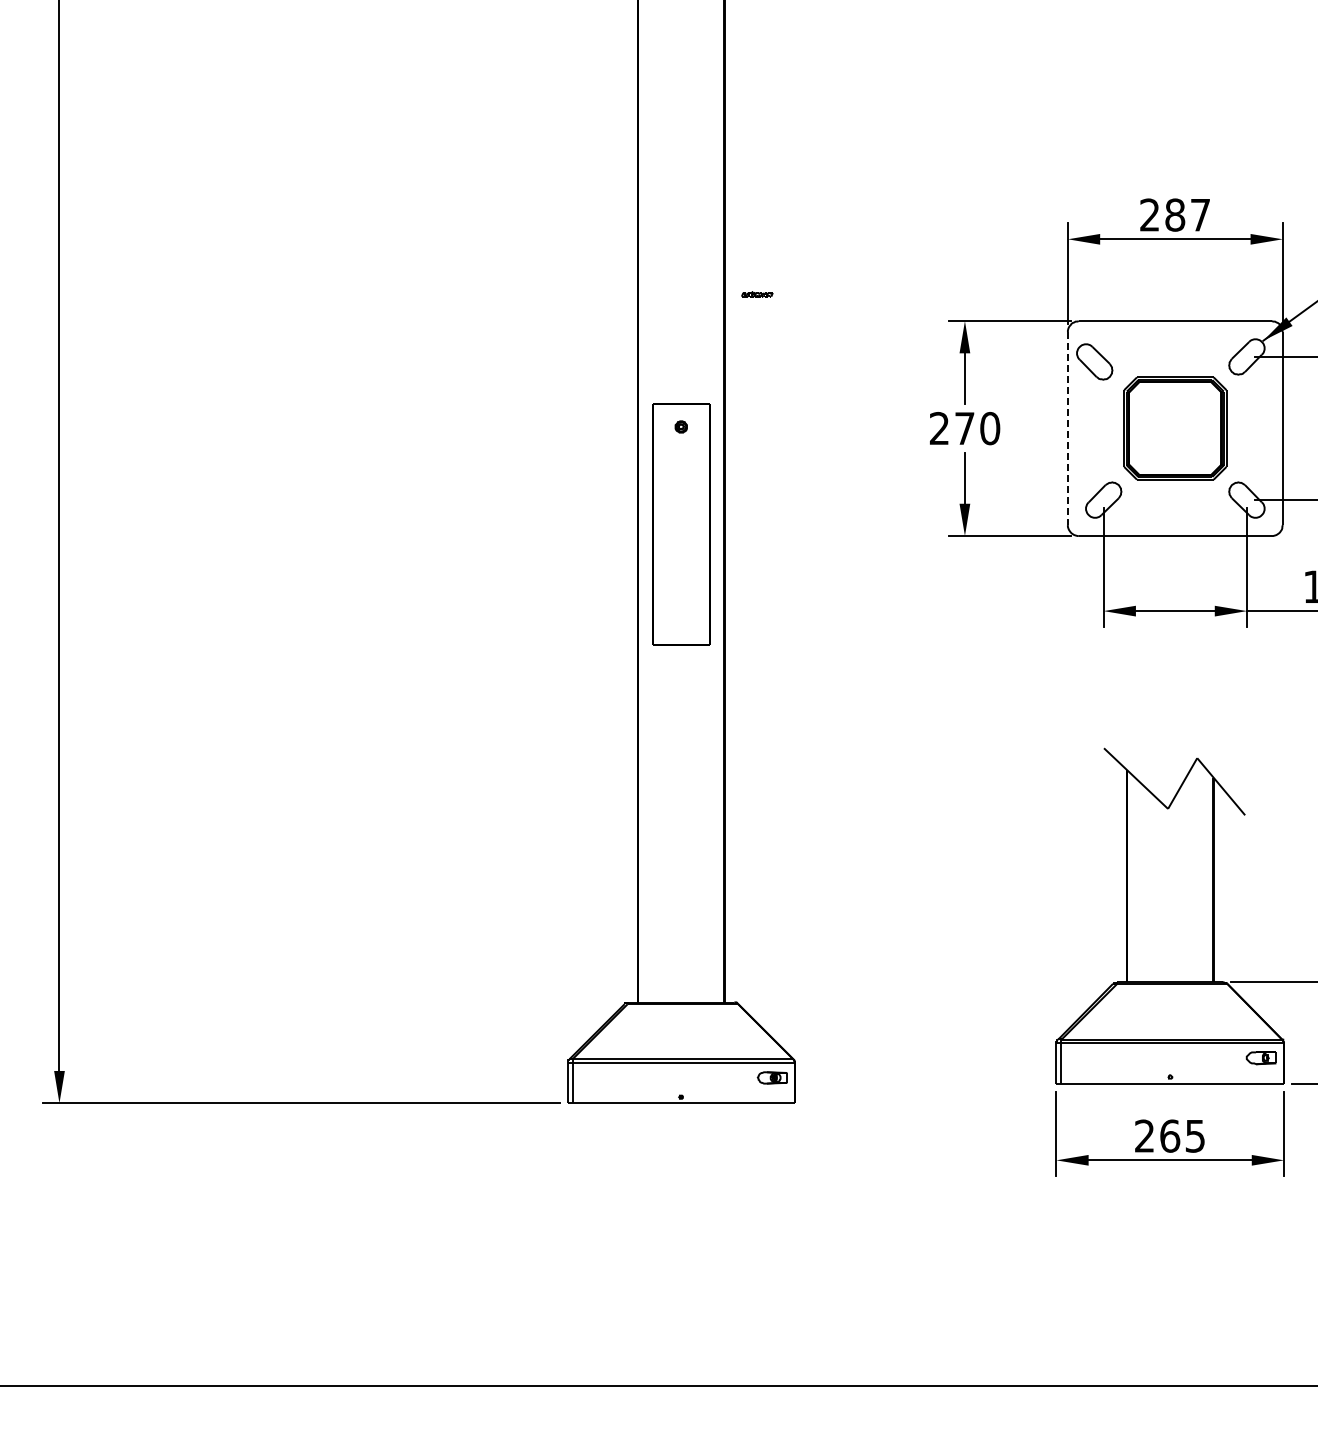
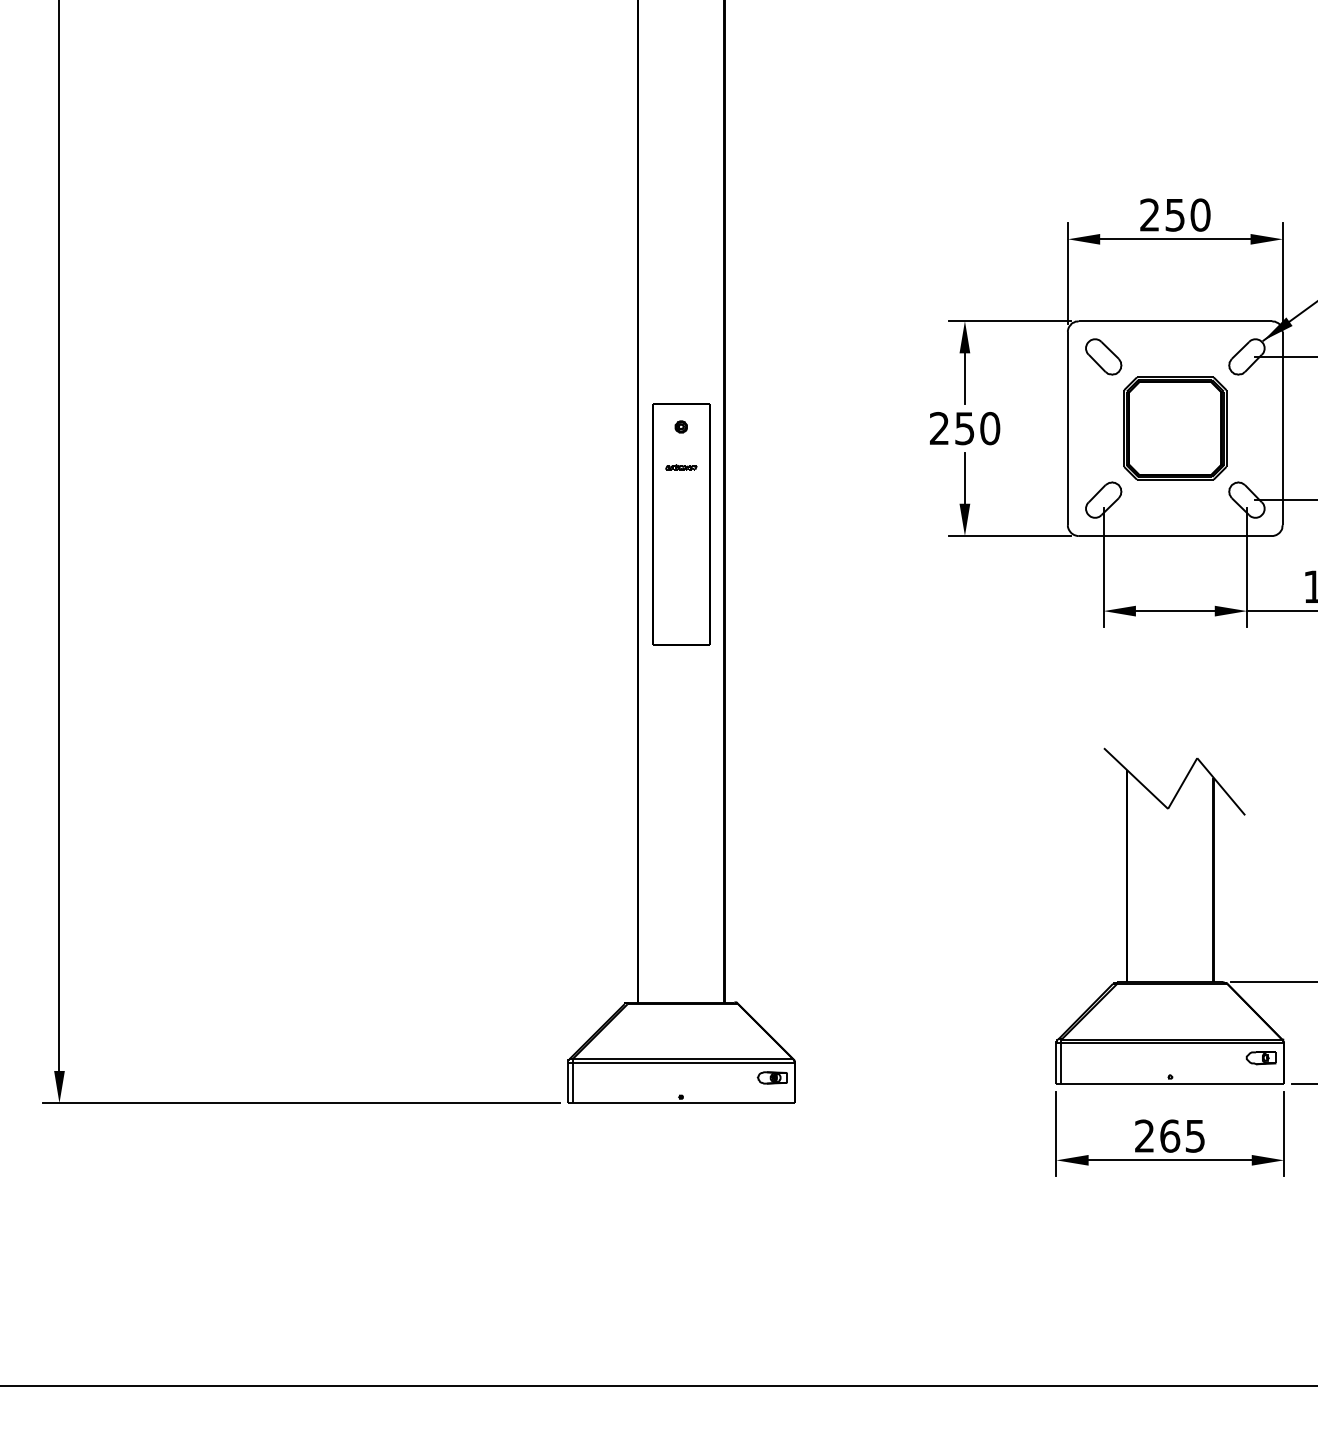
text: 287 -> 250 (1187, 214)
part position: (757, 294) -> (681, 467) (681, 467)
part position: (1094, 361) -> (1103, 356) (1103, 356)
text: 270 -> 250 (964, 428)
line: dashed -> solid (1067, 428)
